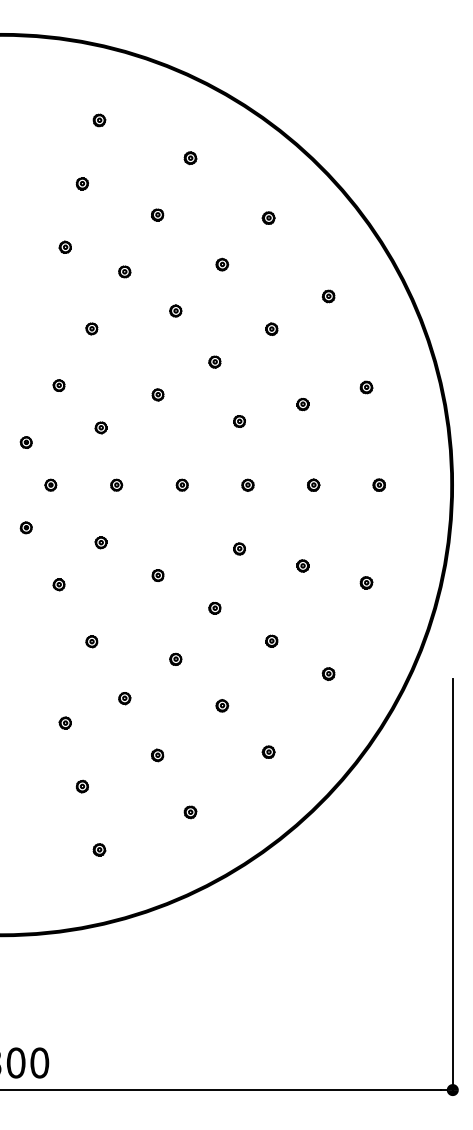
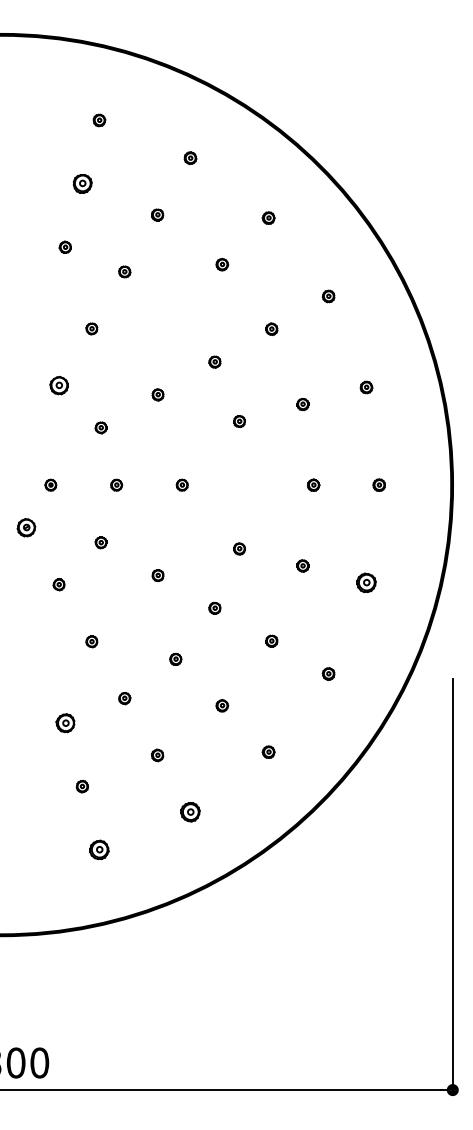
part size: 14x14 px -> 21x20 px (82, 183)
part: present -> none (175, 310)
part size: 14x13 px -> 20x20 px (58, 385)
part: present -> none (25, 442)
part: present -> none (247, 484)
part size: 14x14 px -> 21x20 px (26, 527)
part size: 15x14 px -> 21x22 px (366, 582)
part size: 14x14 px -> 21x21 px (65, 723)
part size: 15x15 px -> 21x21 px (190, 812)
part size: 15x14 px -> 21x22 px (99, 849)
